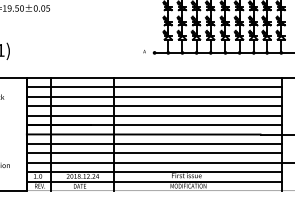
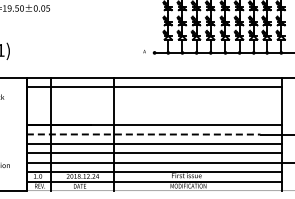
line: present -> none (153, 96)
line: present -> none (153, 106)
line: present -> none (153, 115)
line: solid -> dashed (143, 134)
